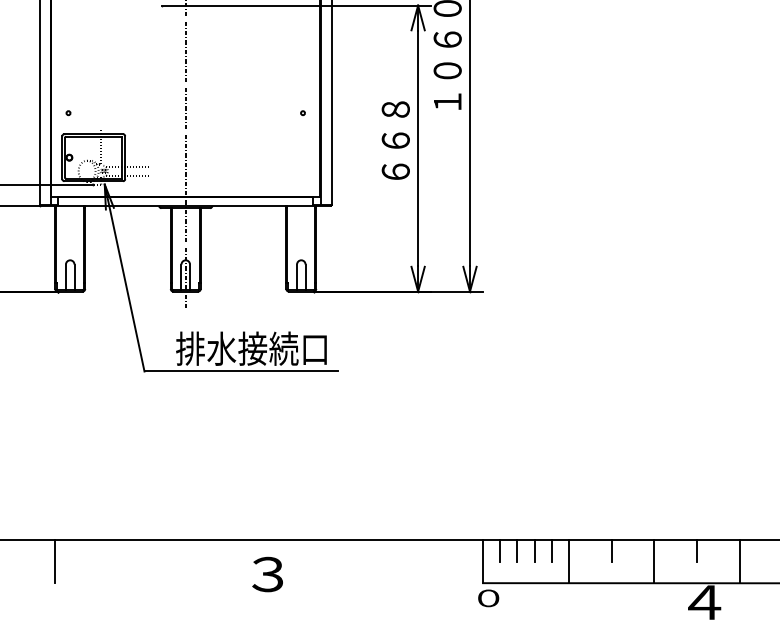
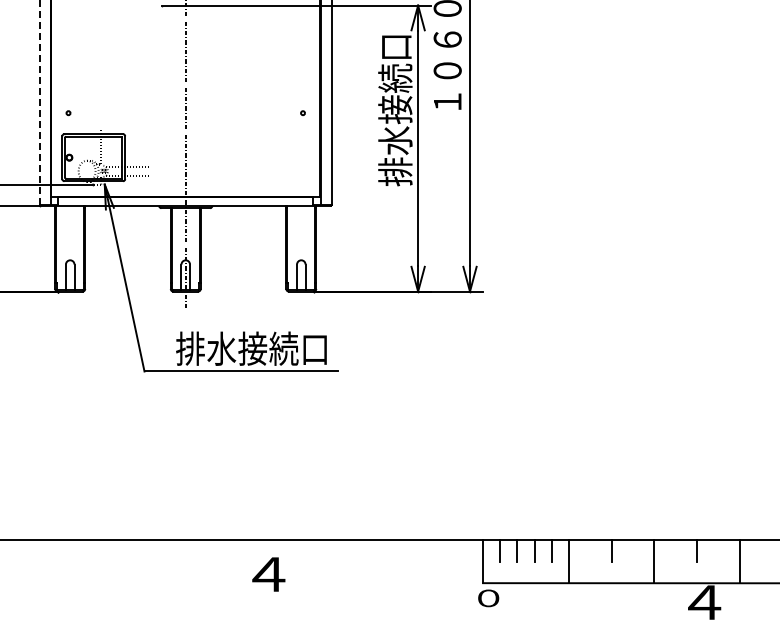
line: solid -> dashed (40, 102)
text: ６６８ -> 排水接続口 (395, 110)
line: present -> none (55, 561)
text: ３ -> ４ (268, 574)
